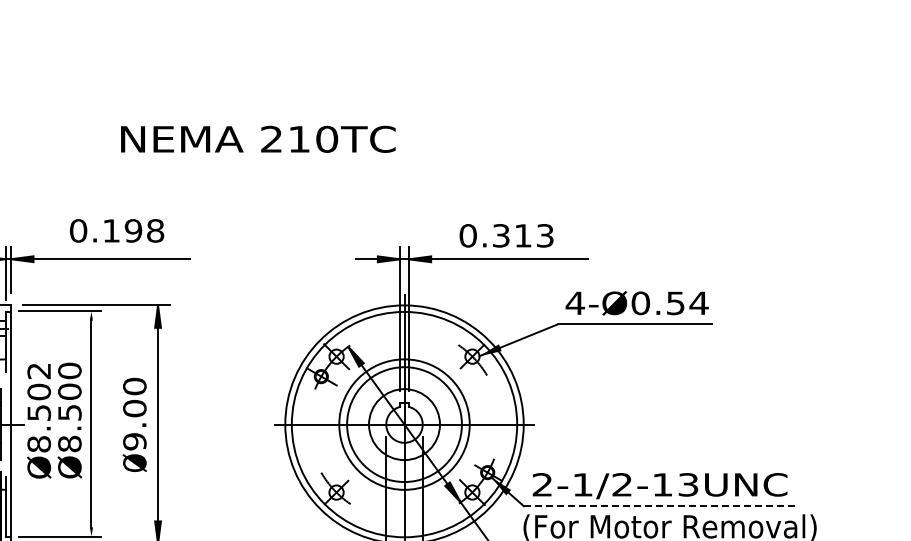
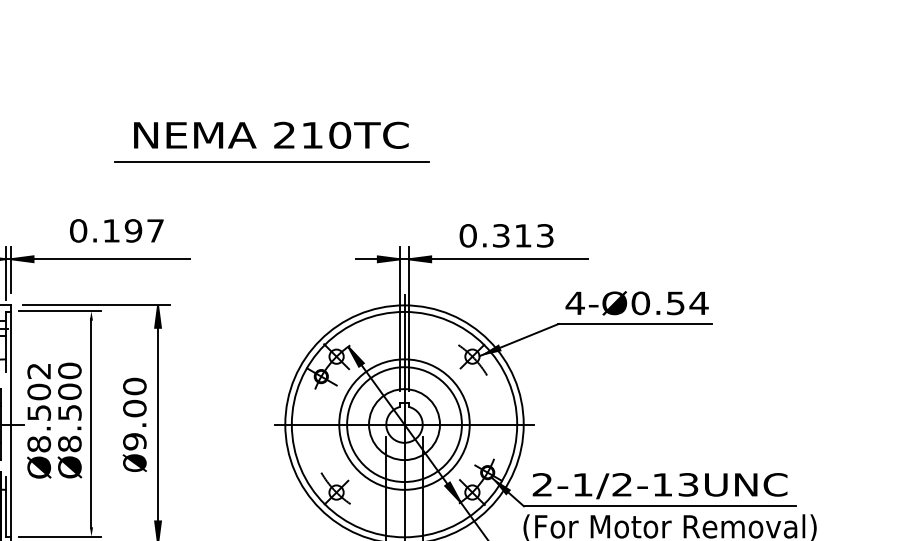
text position: (258, 138) -> (271, 134) (271, 134)
line: none -> present (272, 161)
text: 0.198 -> 0.197 (155, 230)
line: dashed -> solid (660, 506)
